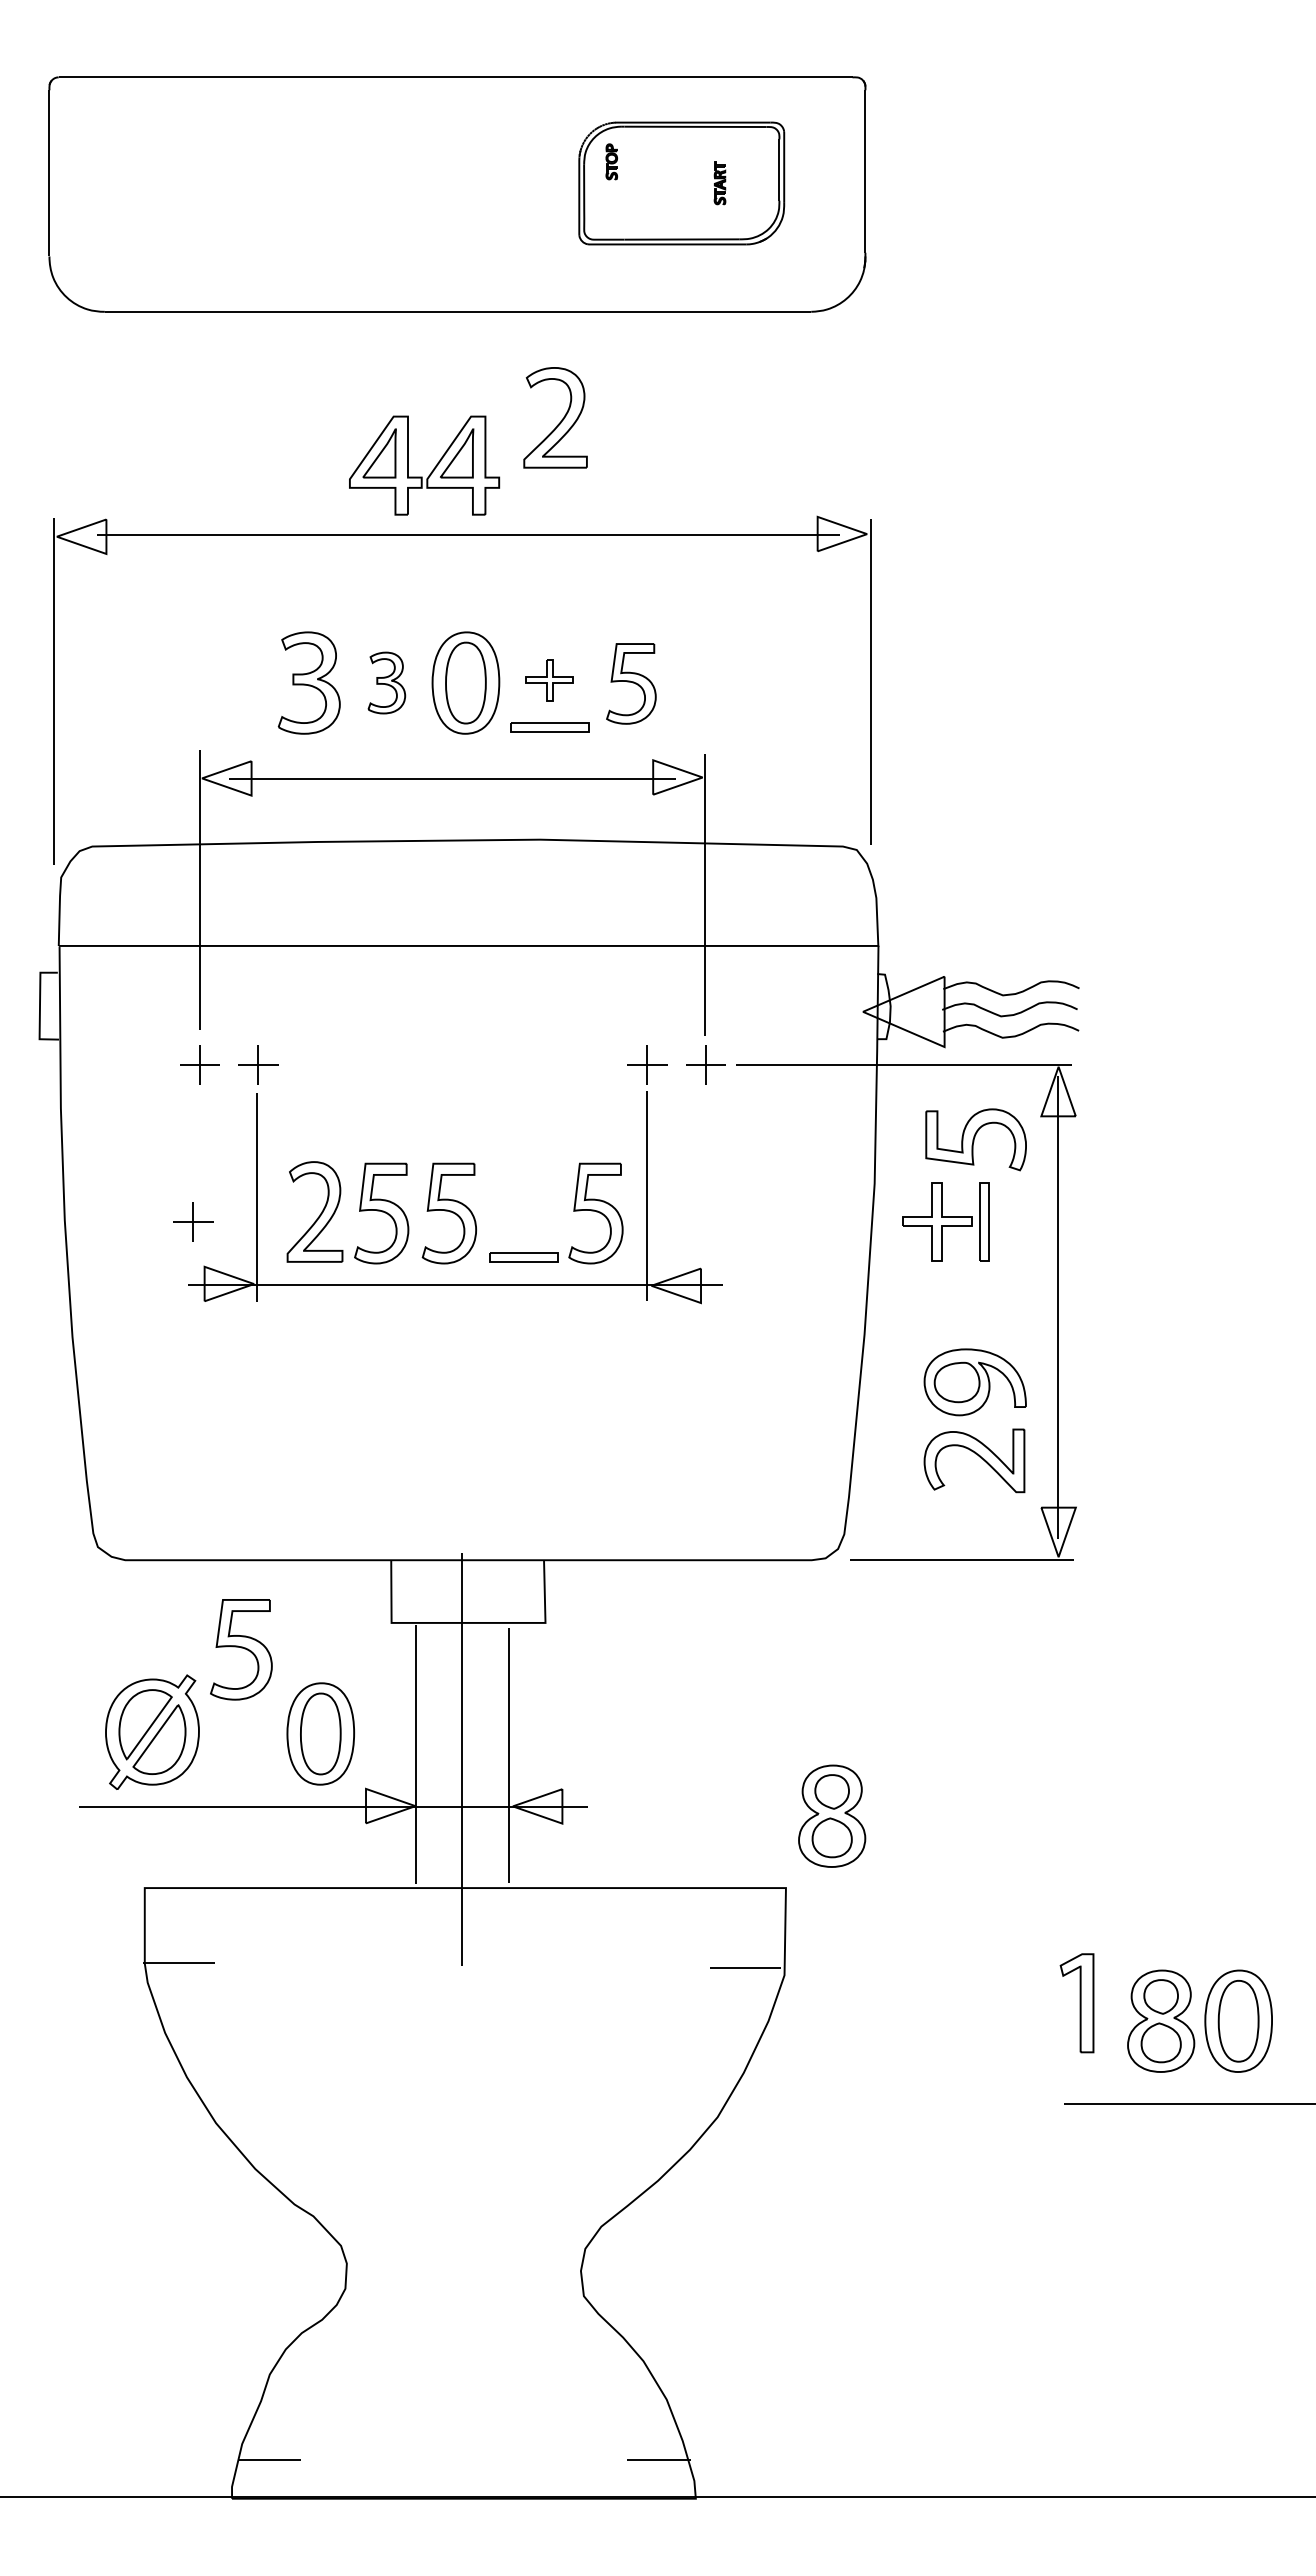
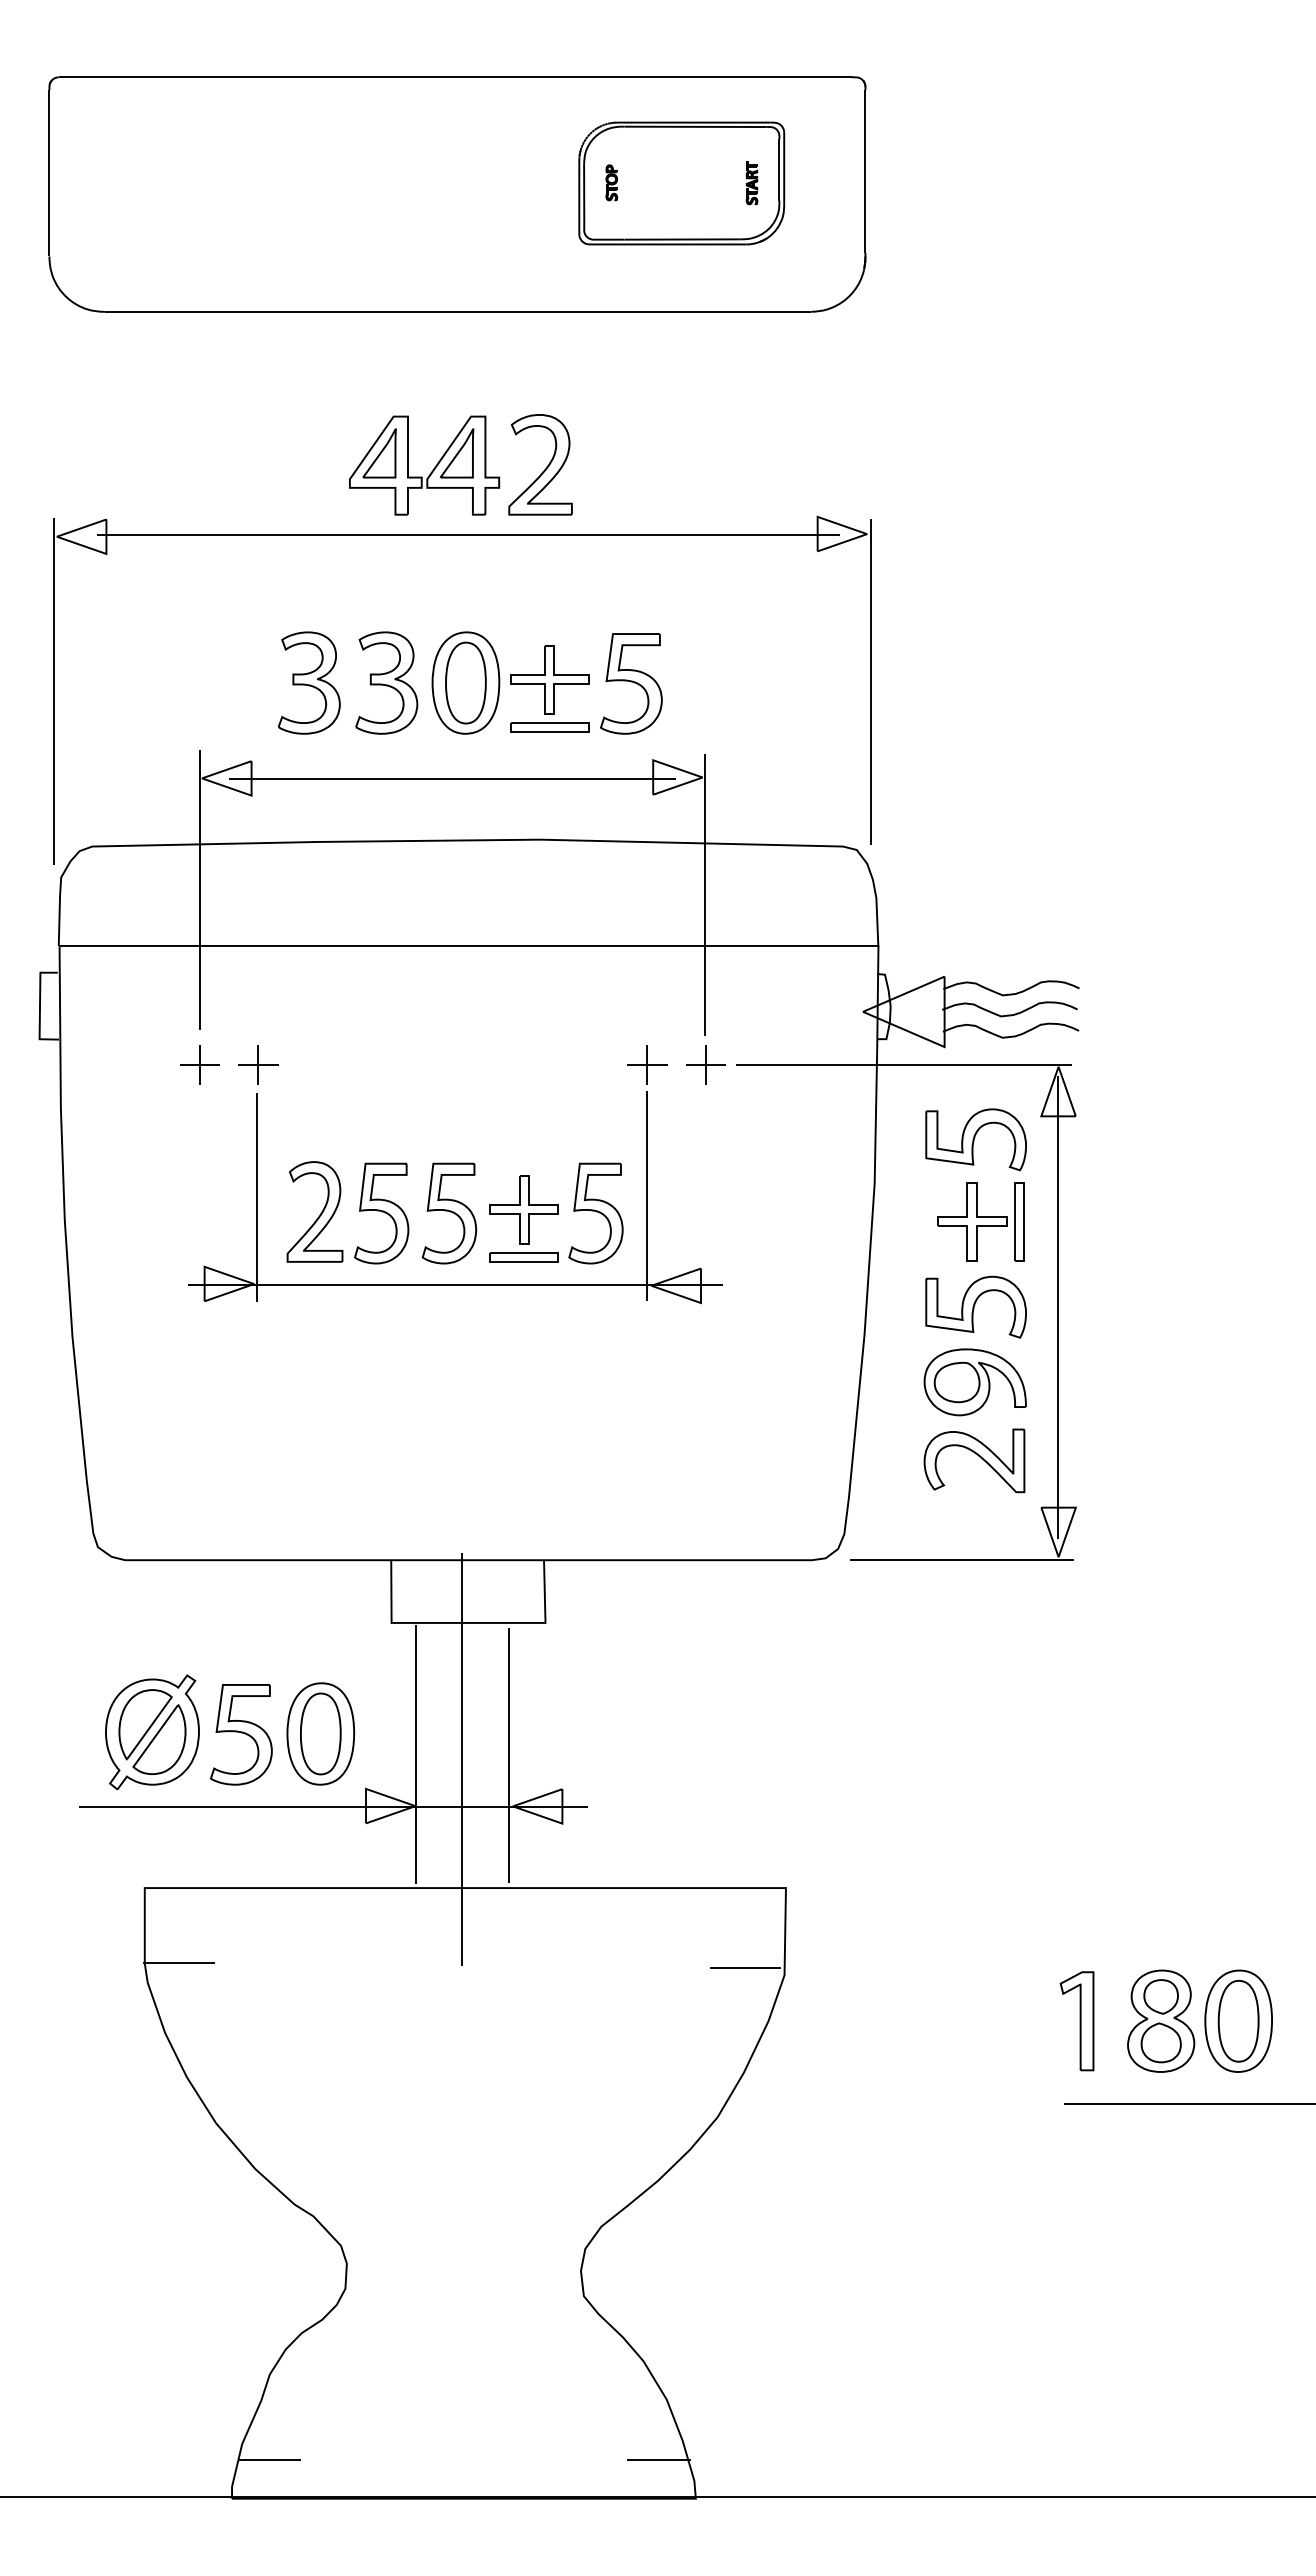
part position: (611, 161) -> (611, 182) (611, 182)
part position: (719, 183) -> (751, 183) (751, 183)
part position: (561, 419) -> (546, 466) (546, 466)
part size: 49x43 px -> 80x70 px (549, 679)
part size: 40x64 px -> 64x104 px (386, 682)
part size: 51x82 px -> 63x102 px (631, 683)
part: none -> present (523, 1209)
part: present -> none (193, 1221)
part position: (945, 1221) -> (980, 1221) (980, 1221)
part: none -> present (975, 1306)
part position: (241, 1649) -> (241, 1734) (241, 1734)
part: present -> none (832, 1815)
part position: (1076, 2003) -> (1076, 2021) (1076, 2021)
